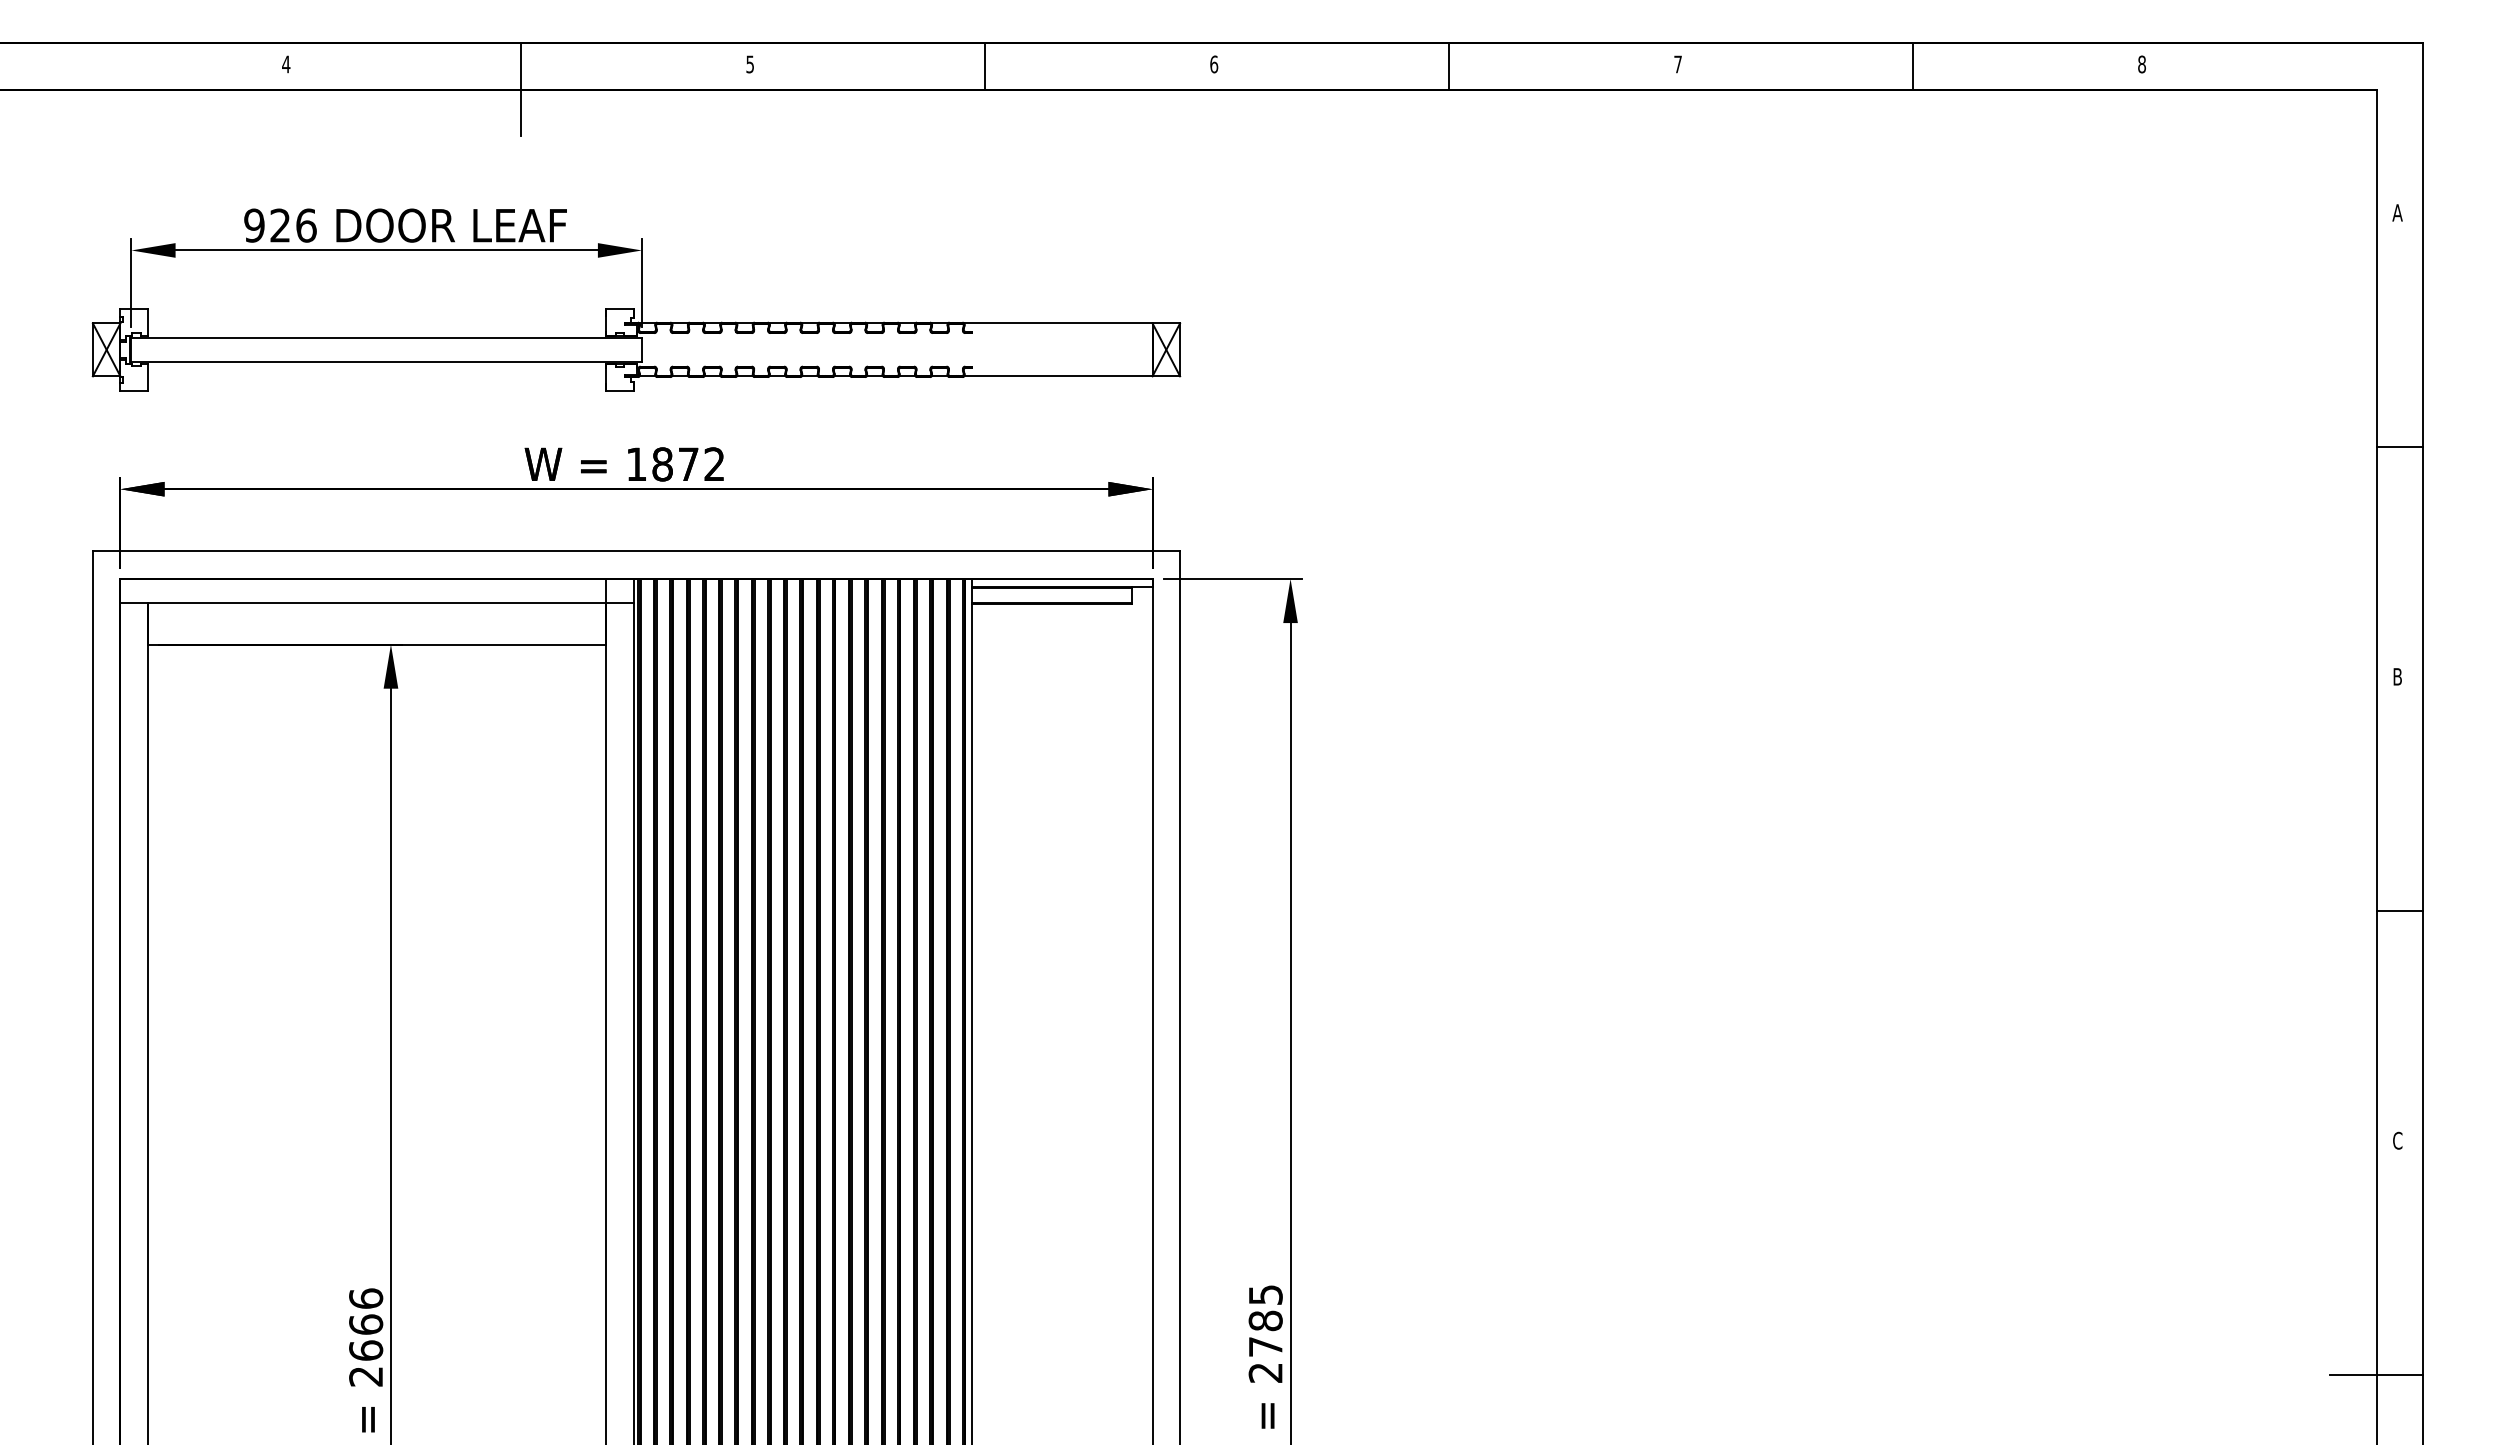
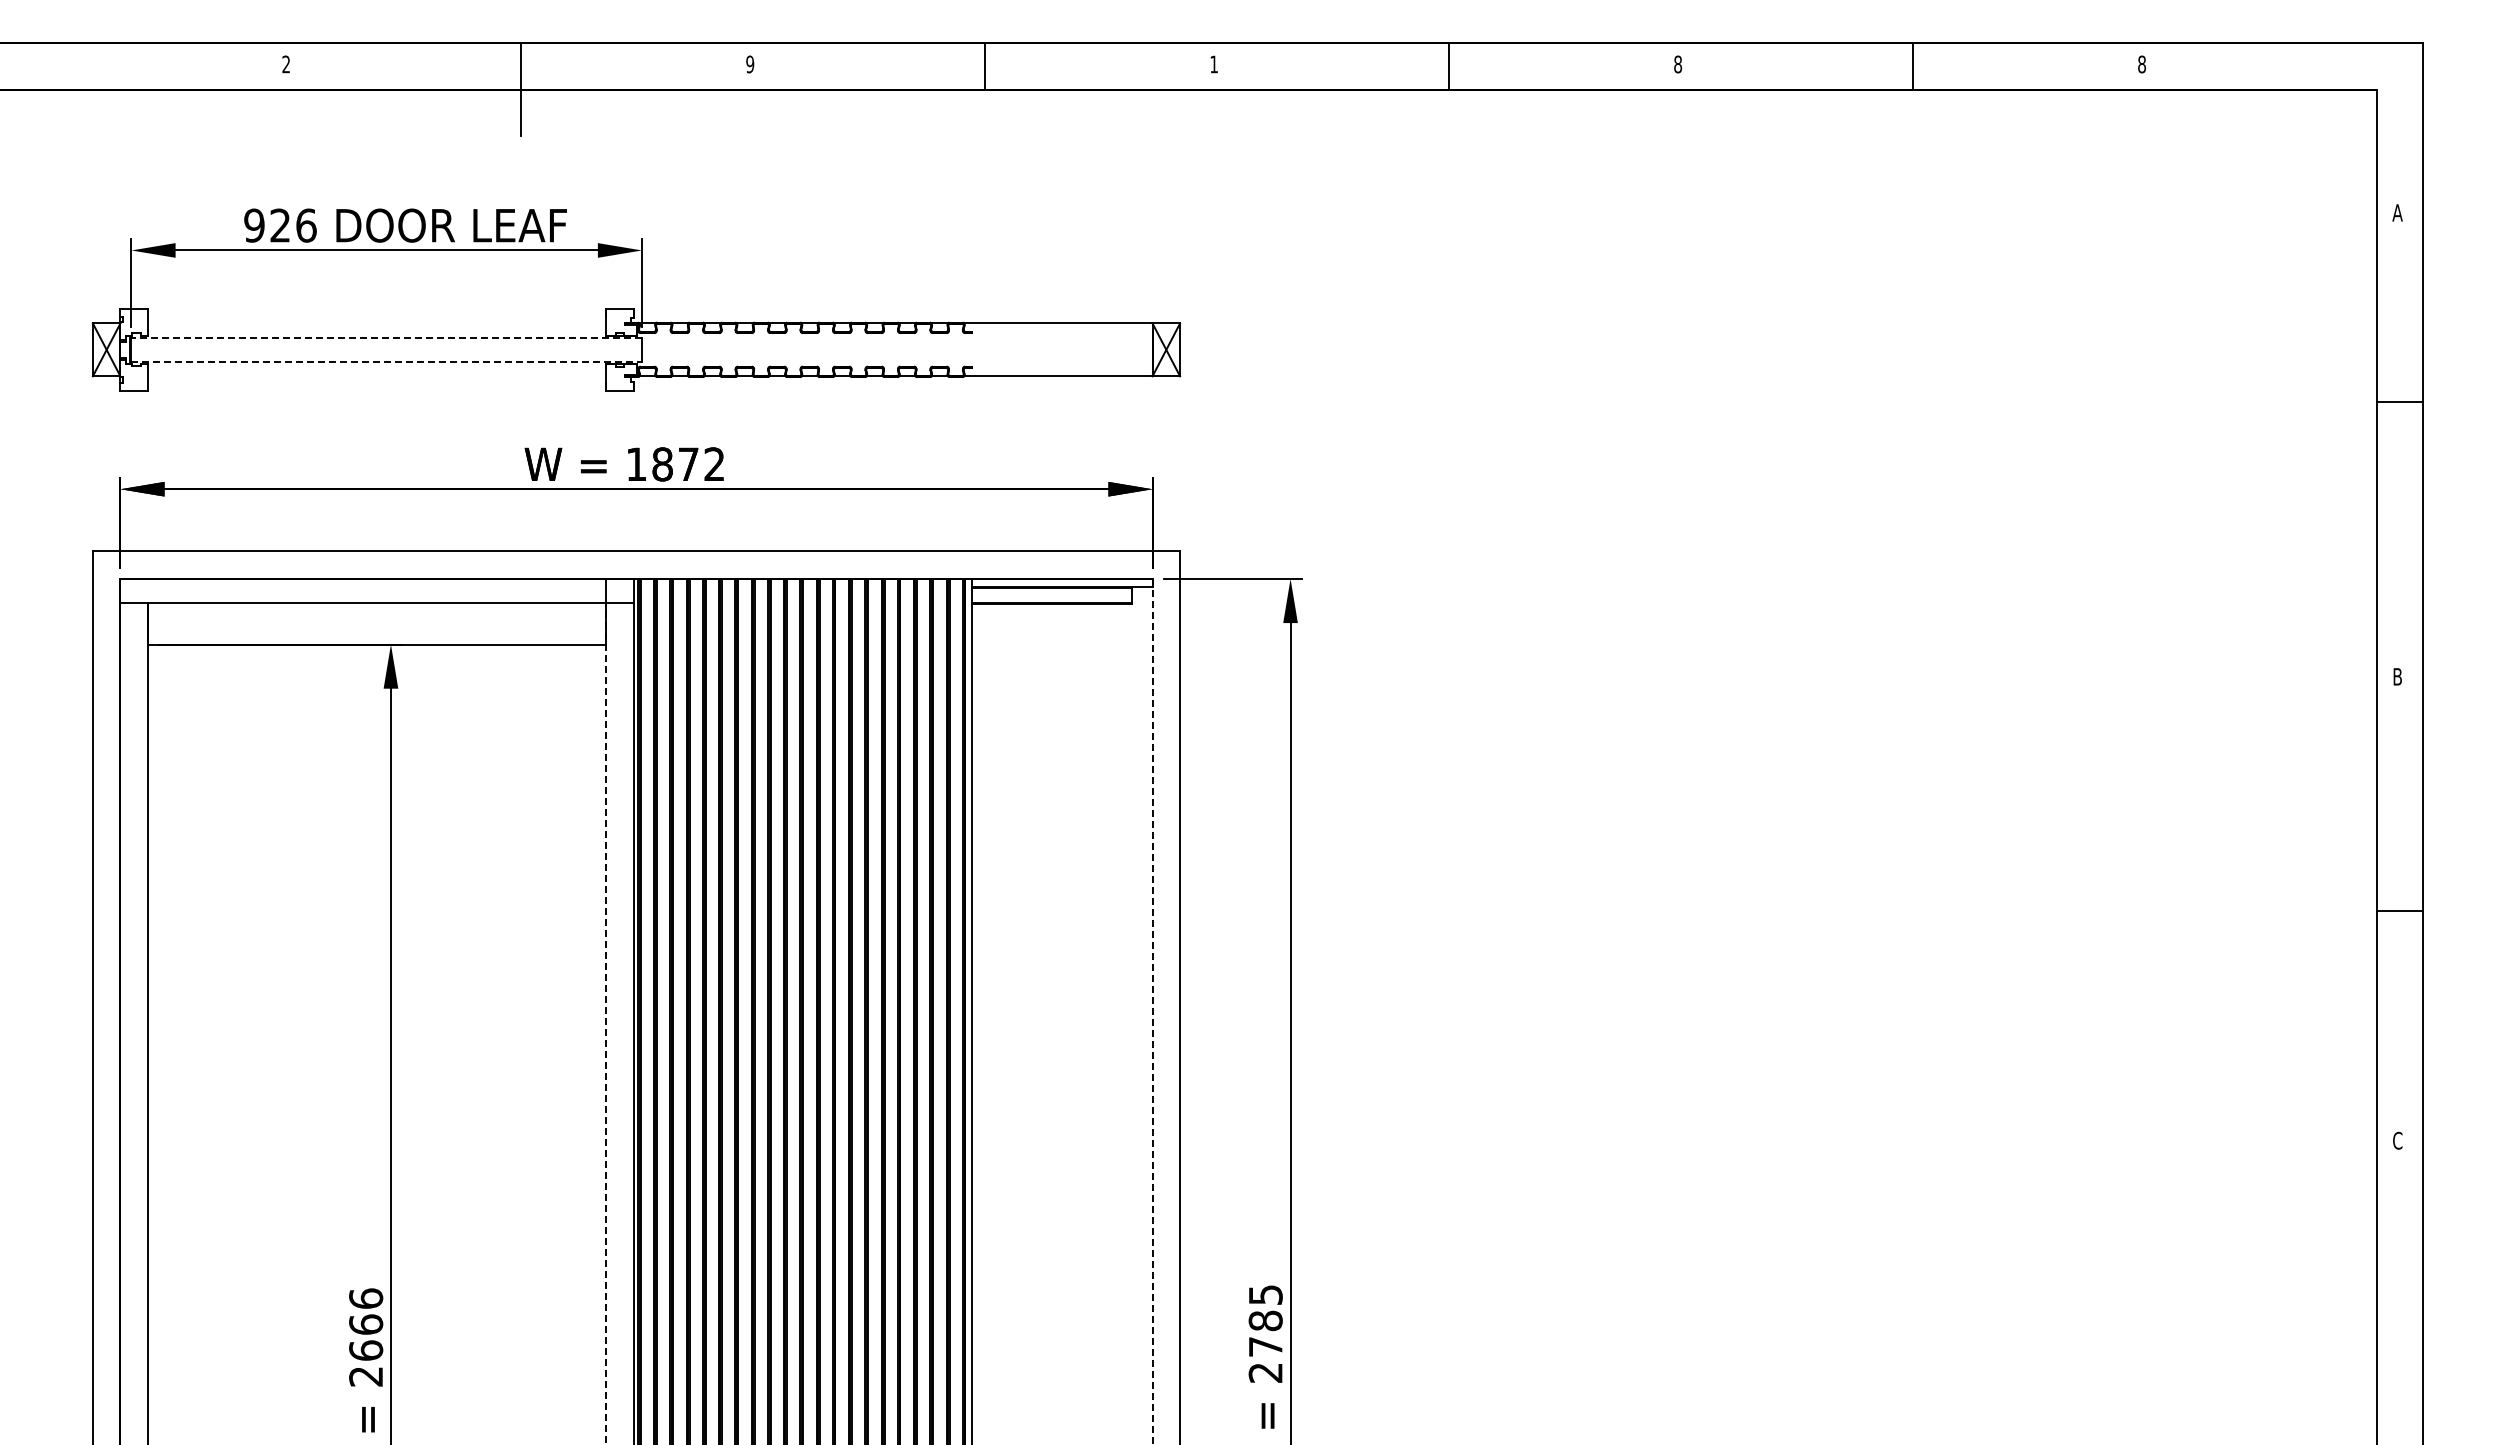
text: 5 -> 9 (750, 63)
text: 4 -> 2 (286, 64)
text: 6 -> 1 (1214, 64)
text: 7 -> 8 (1678, 64)
line: solid -> dashed (386, 337)
line: solid -> dashed (387, 362)
line position: (2399, 447) -> (2399, 402) (2399, 402)
line: solid -> dashed (1152, 1011)
line: solid -> dashed (606, 1023)
line: present -> none (2376, 1374)
